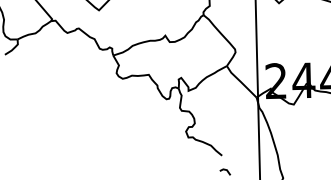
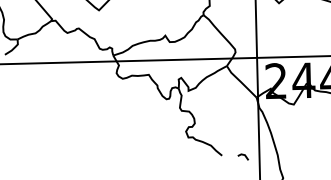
line: none -> present (164, 60)
line position: (225, 170) -> (243, 155) (243, 155)
